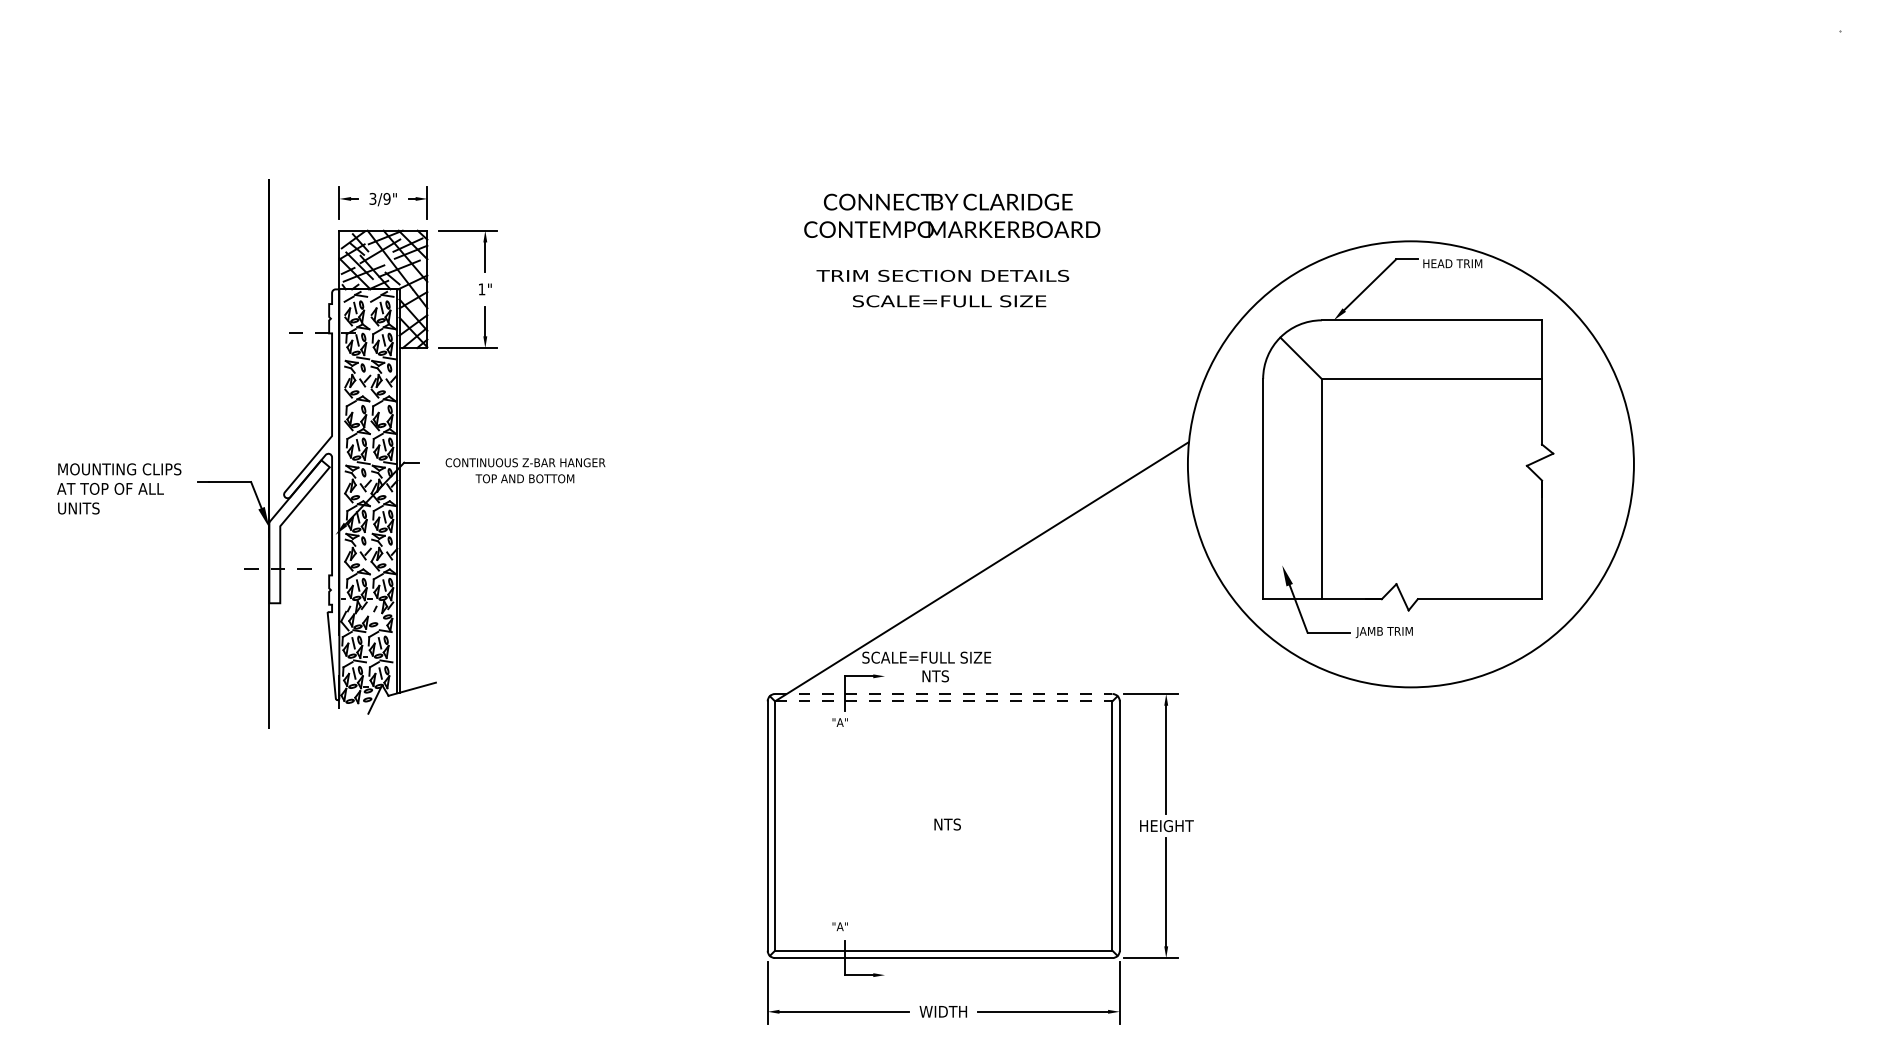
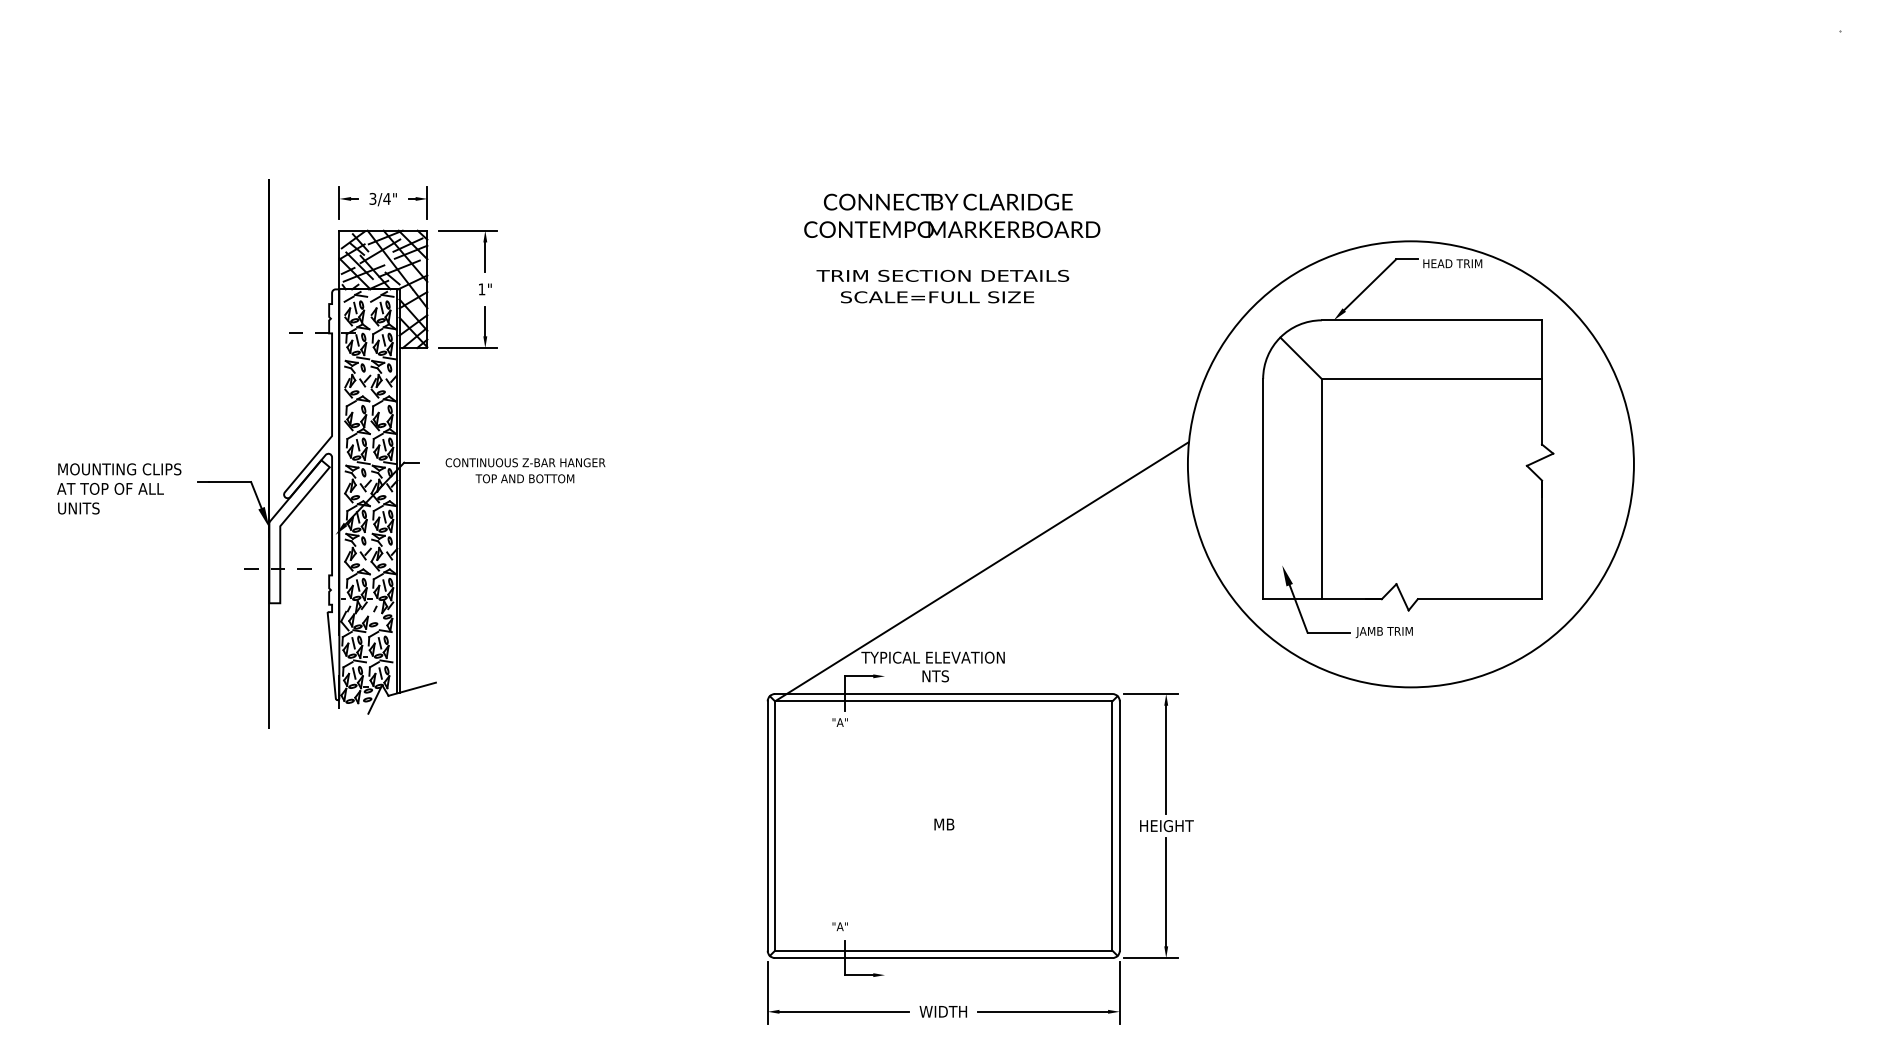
text: 3/9" -> 3/4" (386, 198)
text position: (949, 301) -> (937, 297) (937, 297)
text: SCALE=FULL SIZE -> TYPICAL ELEVATION (932, 657)
line: dashed -> solid (943, 694)
line: dashed -> solid (943, 701)
text: NTS -> MB (948, 824)
